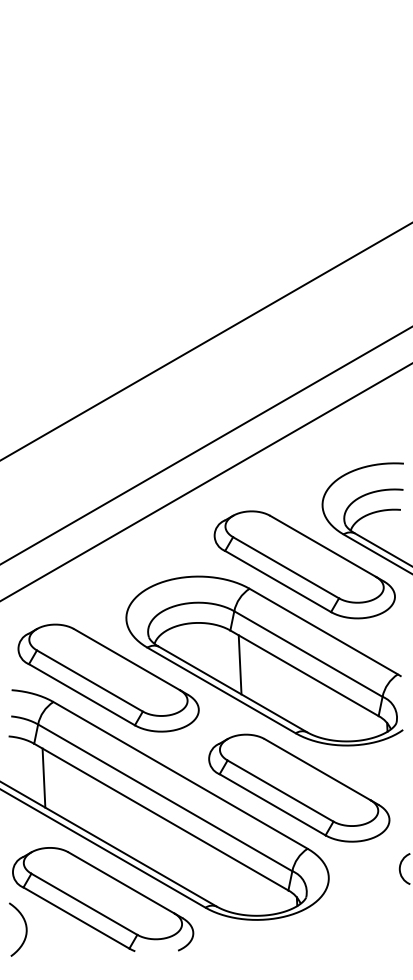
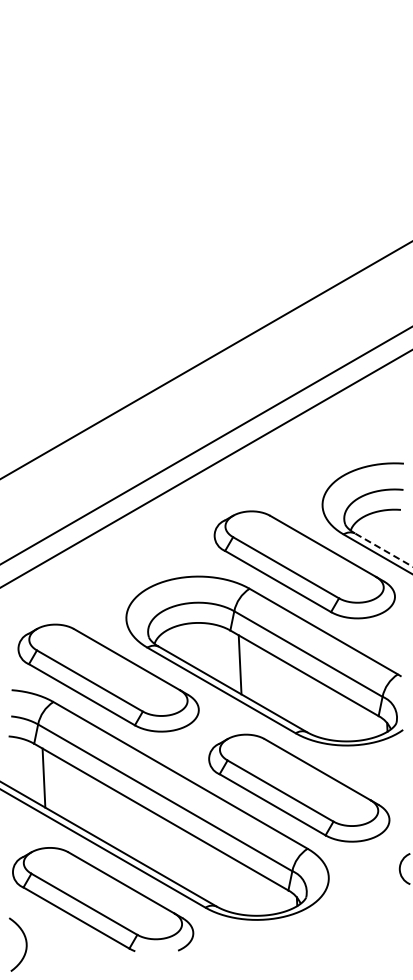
line position: (205, 341) -> (205, 359) (205, 359)
line position: (205, 482) -> (205, 468) (205, 468)
line: solid -> dashed (383, 549)
curve position: (25, 929) -> (25, 944) (25, 944)
